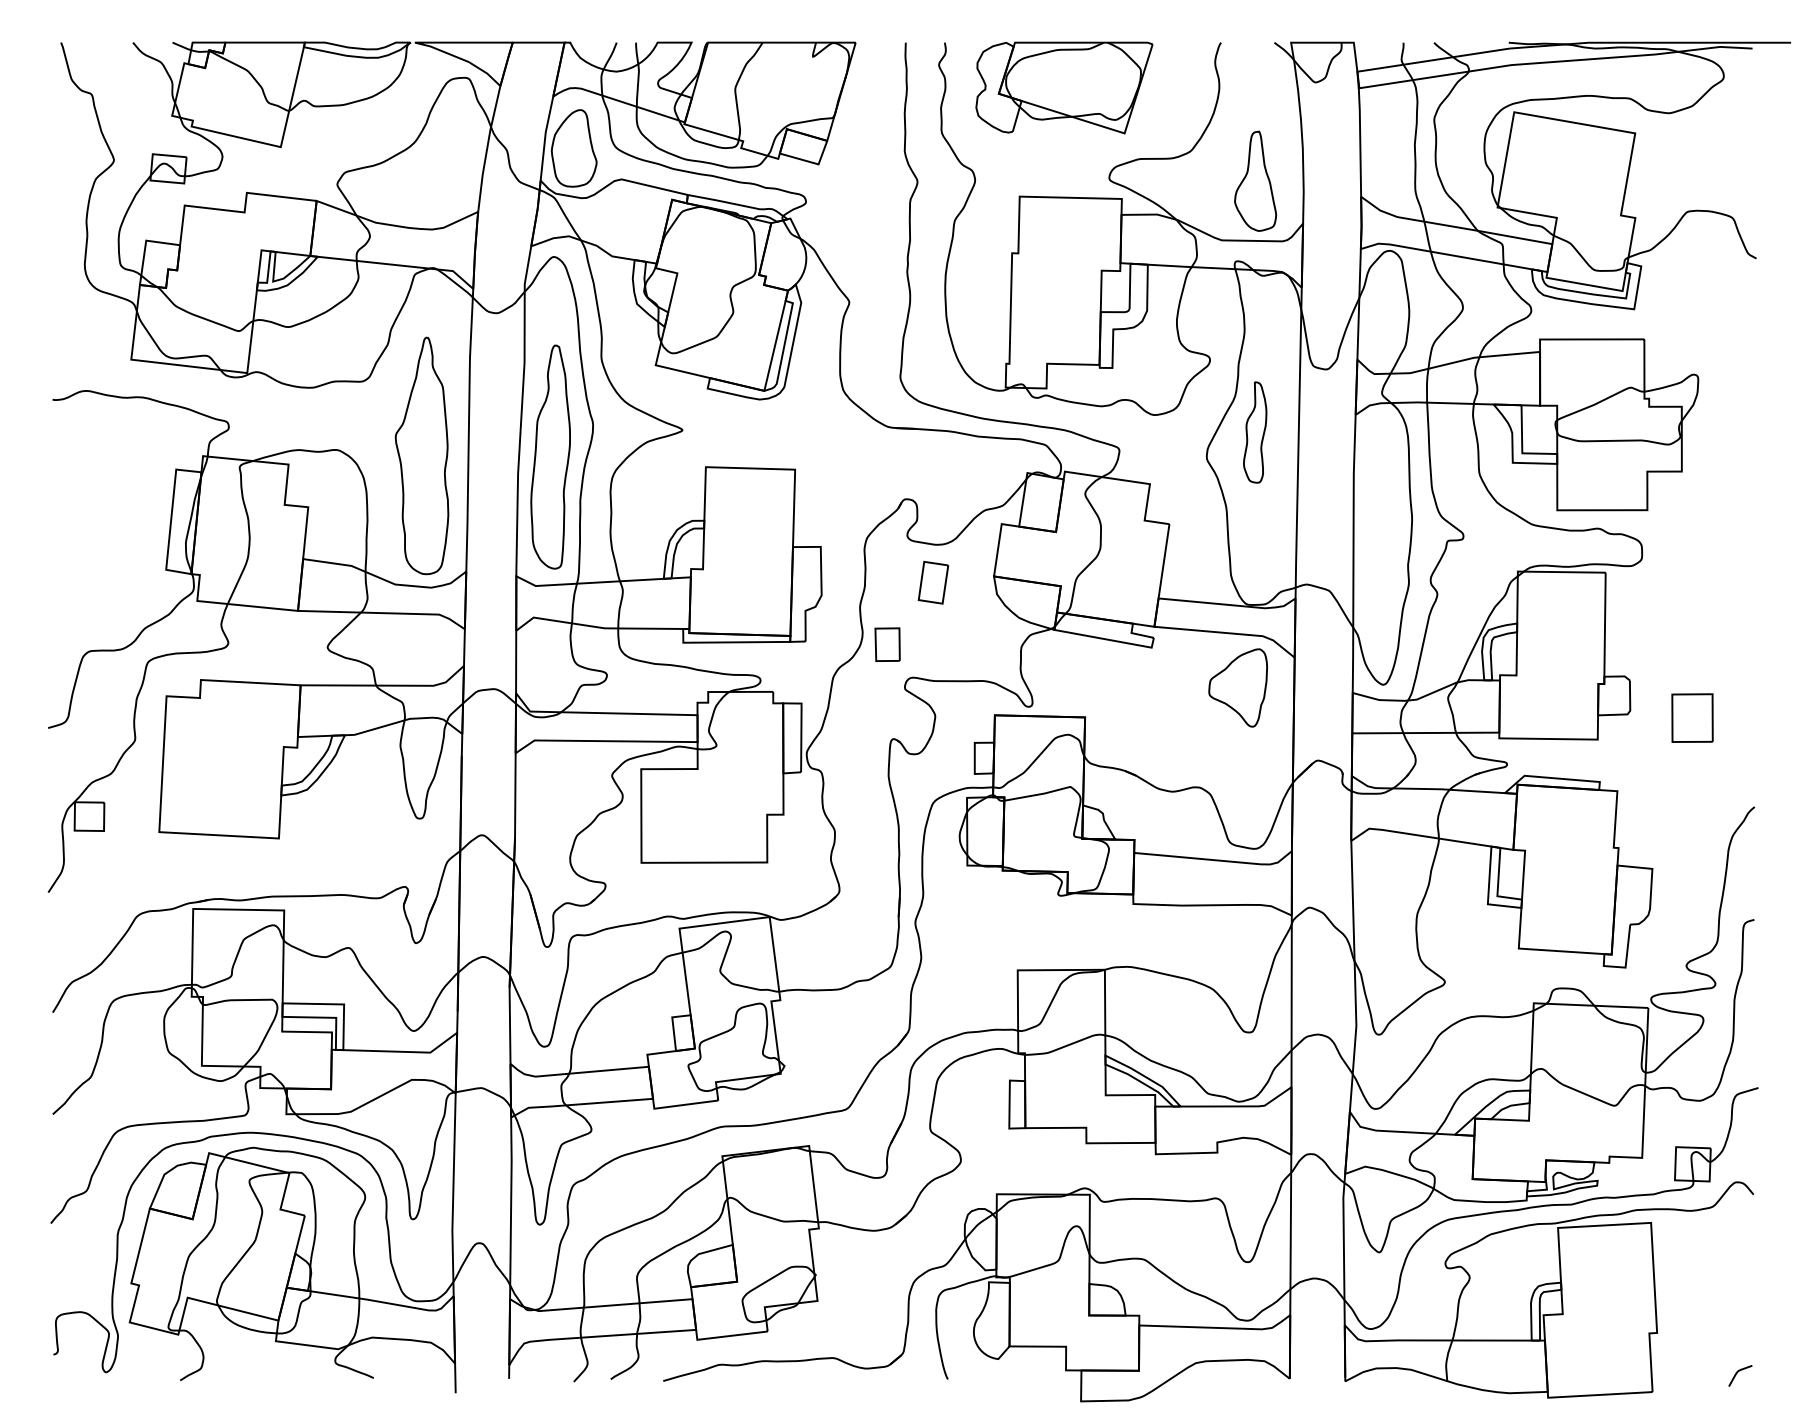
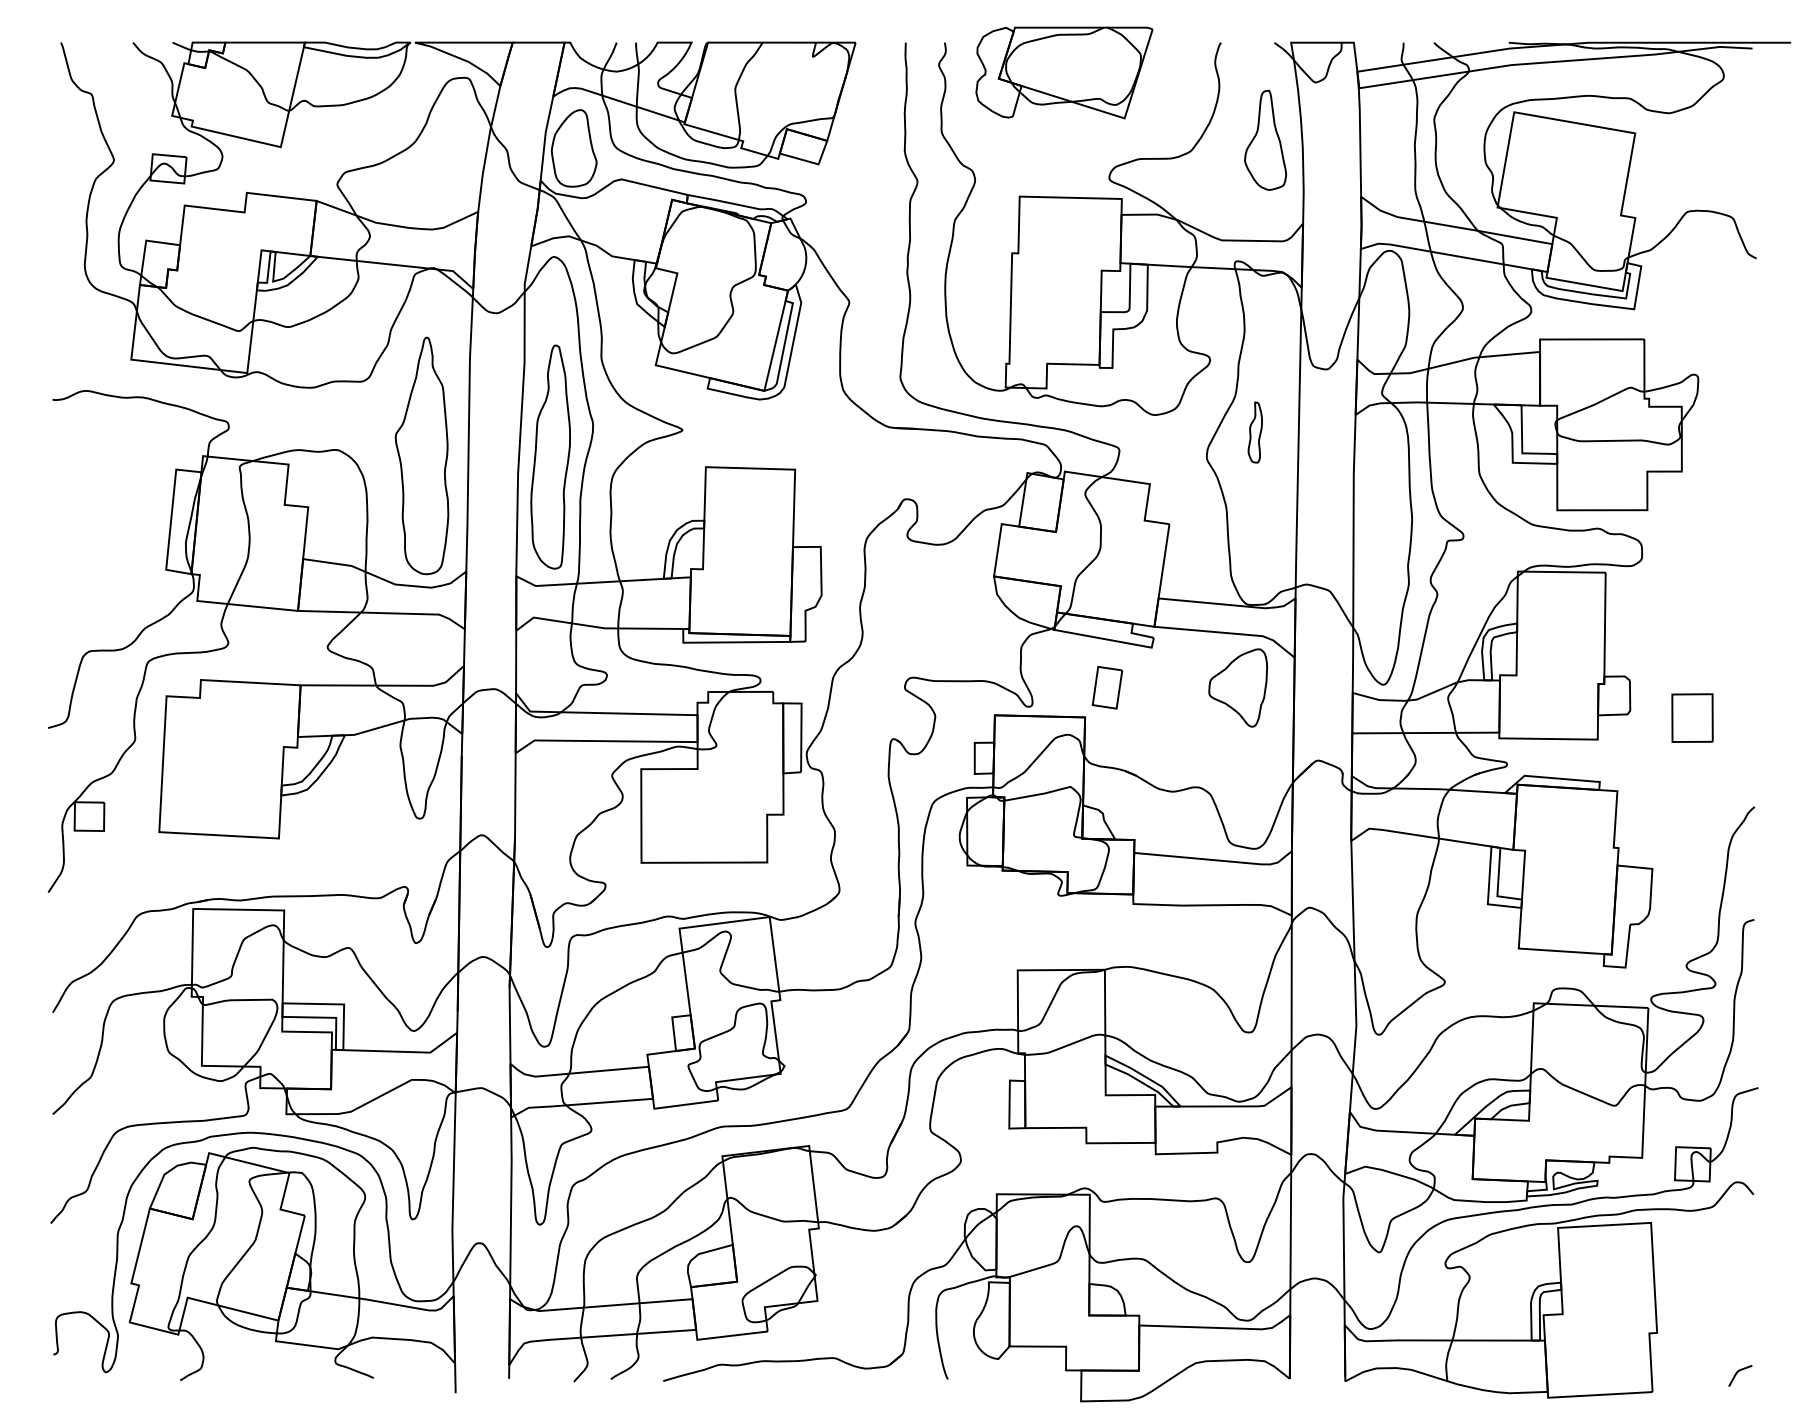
part position: (1064, 87) -> (1064, 72) (1064, 72)
part position: (1255, 180) -> (1265, 139) (1265, 139)
part size: 25x103 px -> 16x63 px (1254, 432)
part position: (933, 582) -> (1107, 687) (1107, 687)
part: present -> none (887, 644)
